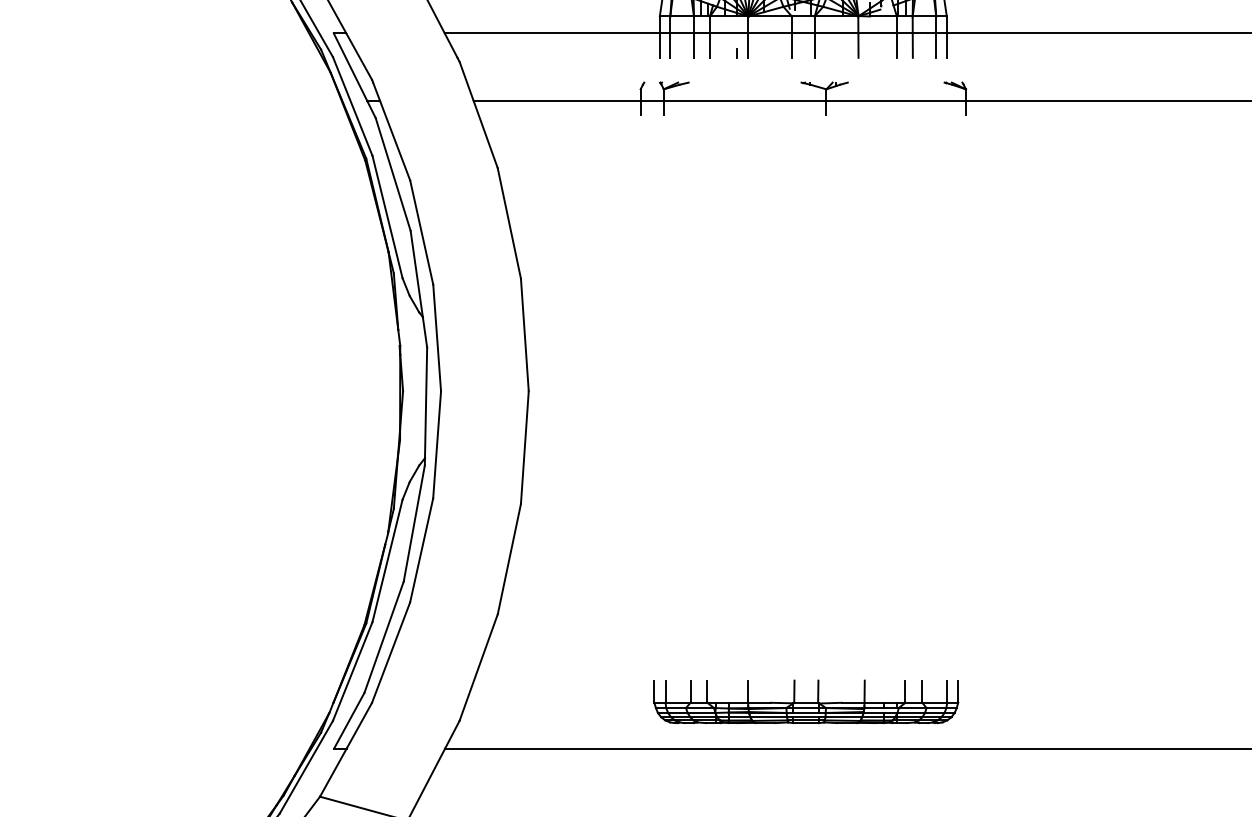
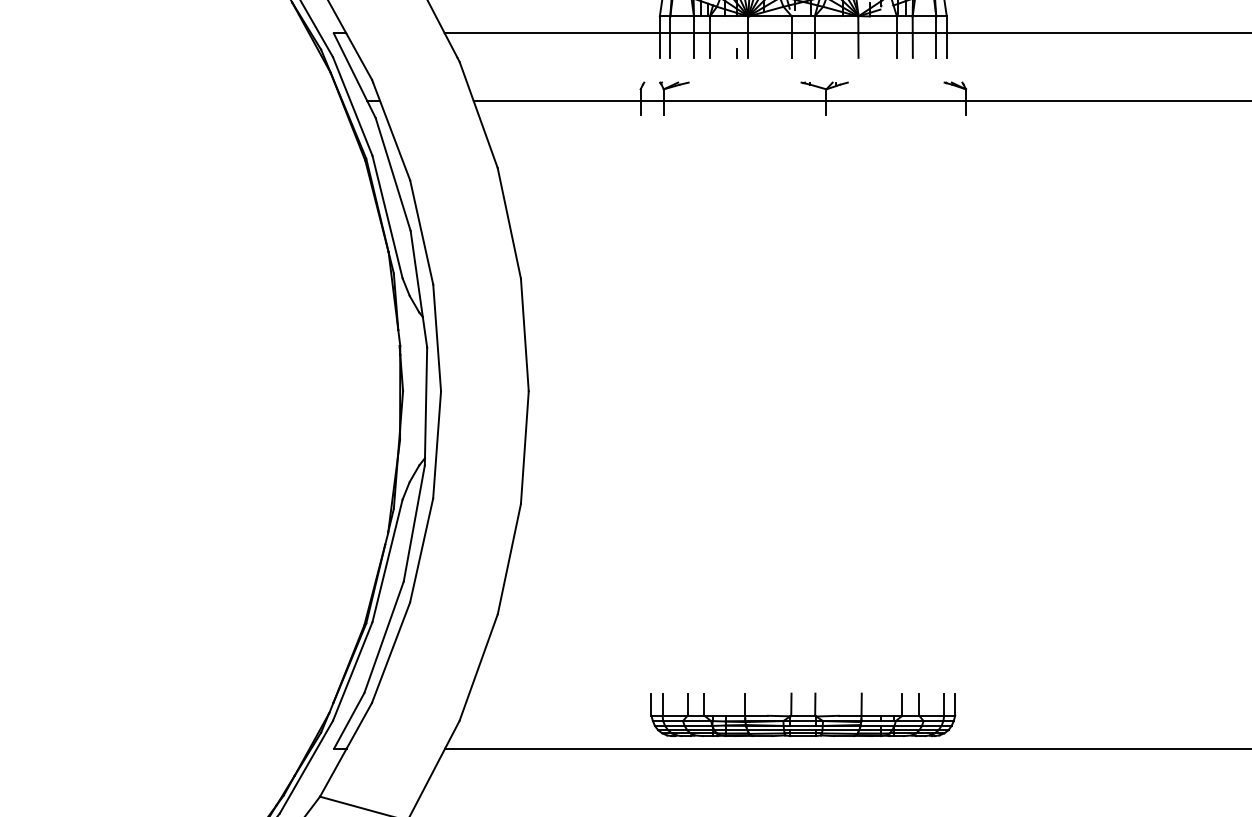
part position: (806, 701) -> (803, 714) (803, 714)
